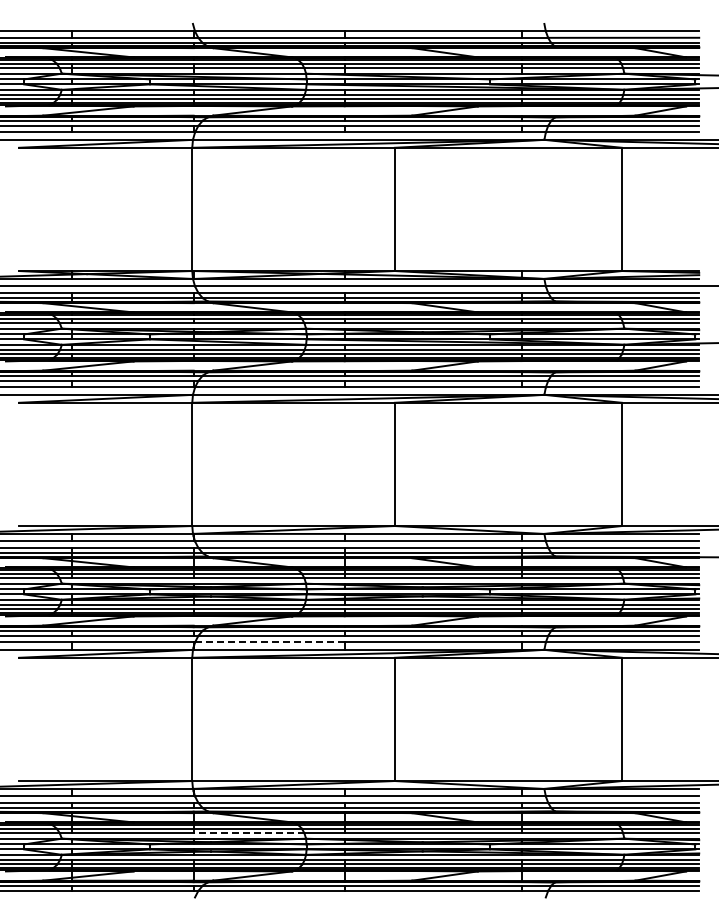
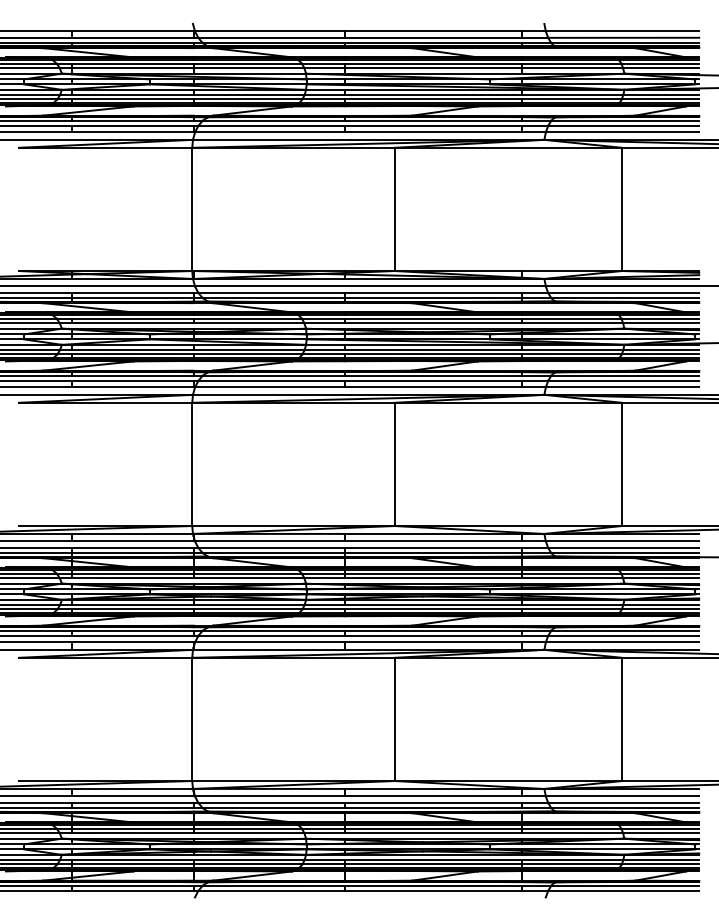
line: dashed -> solid (269, 642)
line: dashed -> solid (248, 833)
